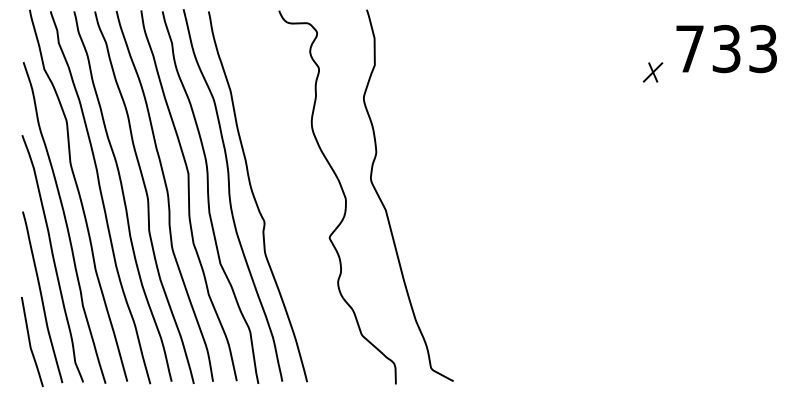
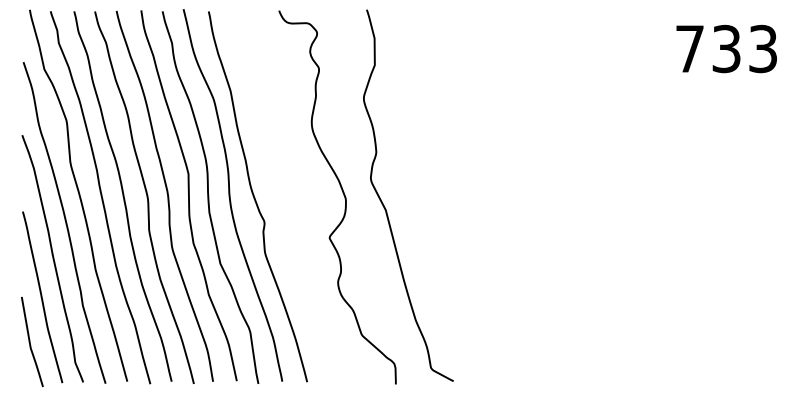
part: present -> none (652, 72)
